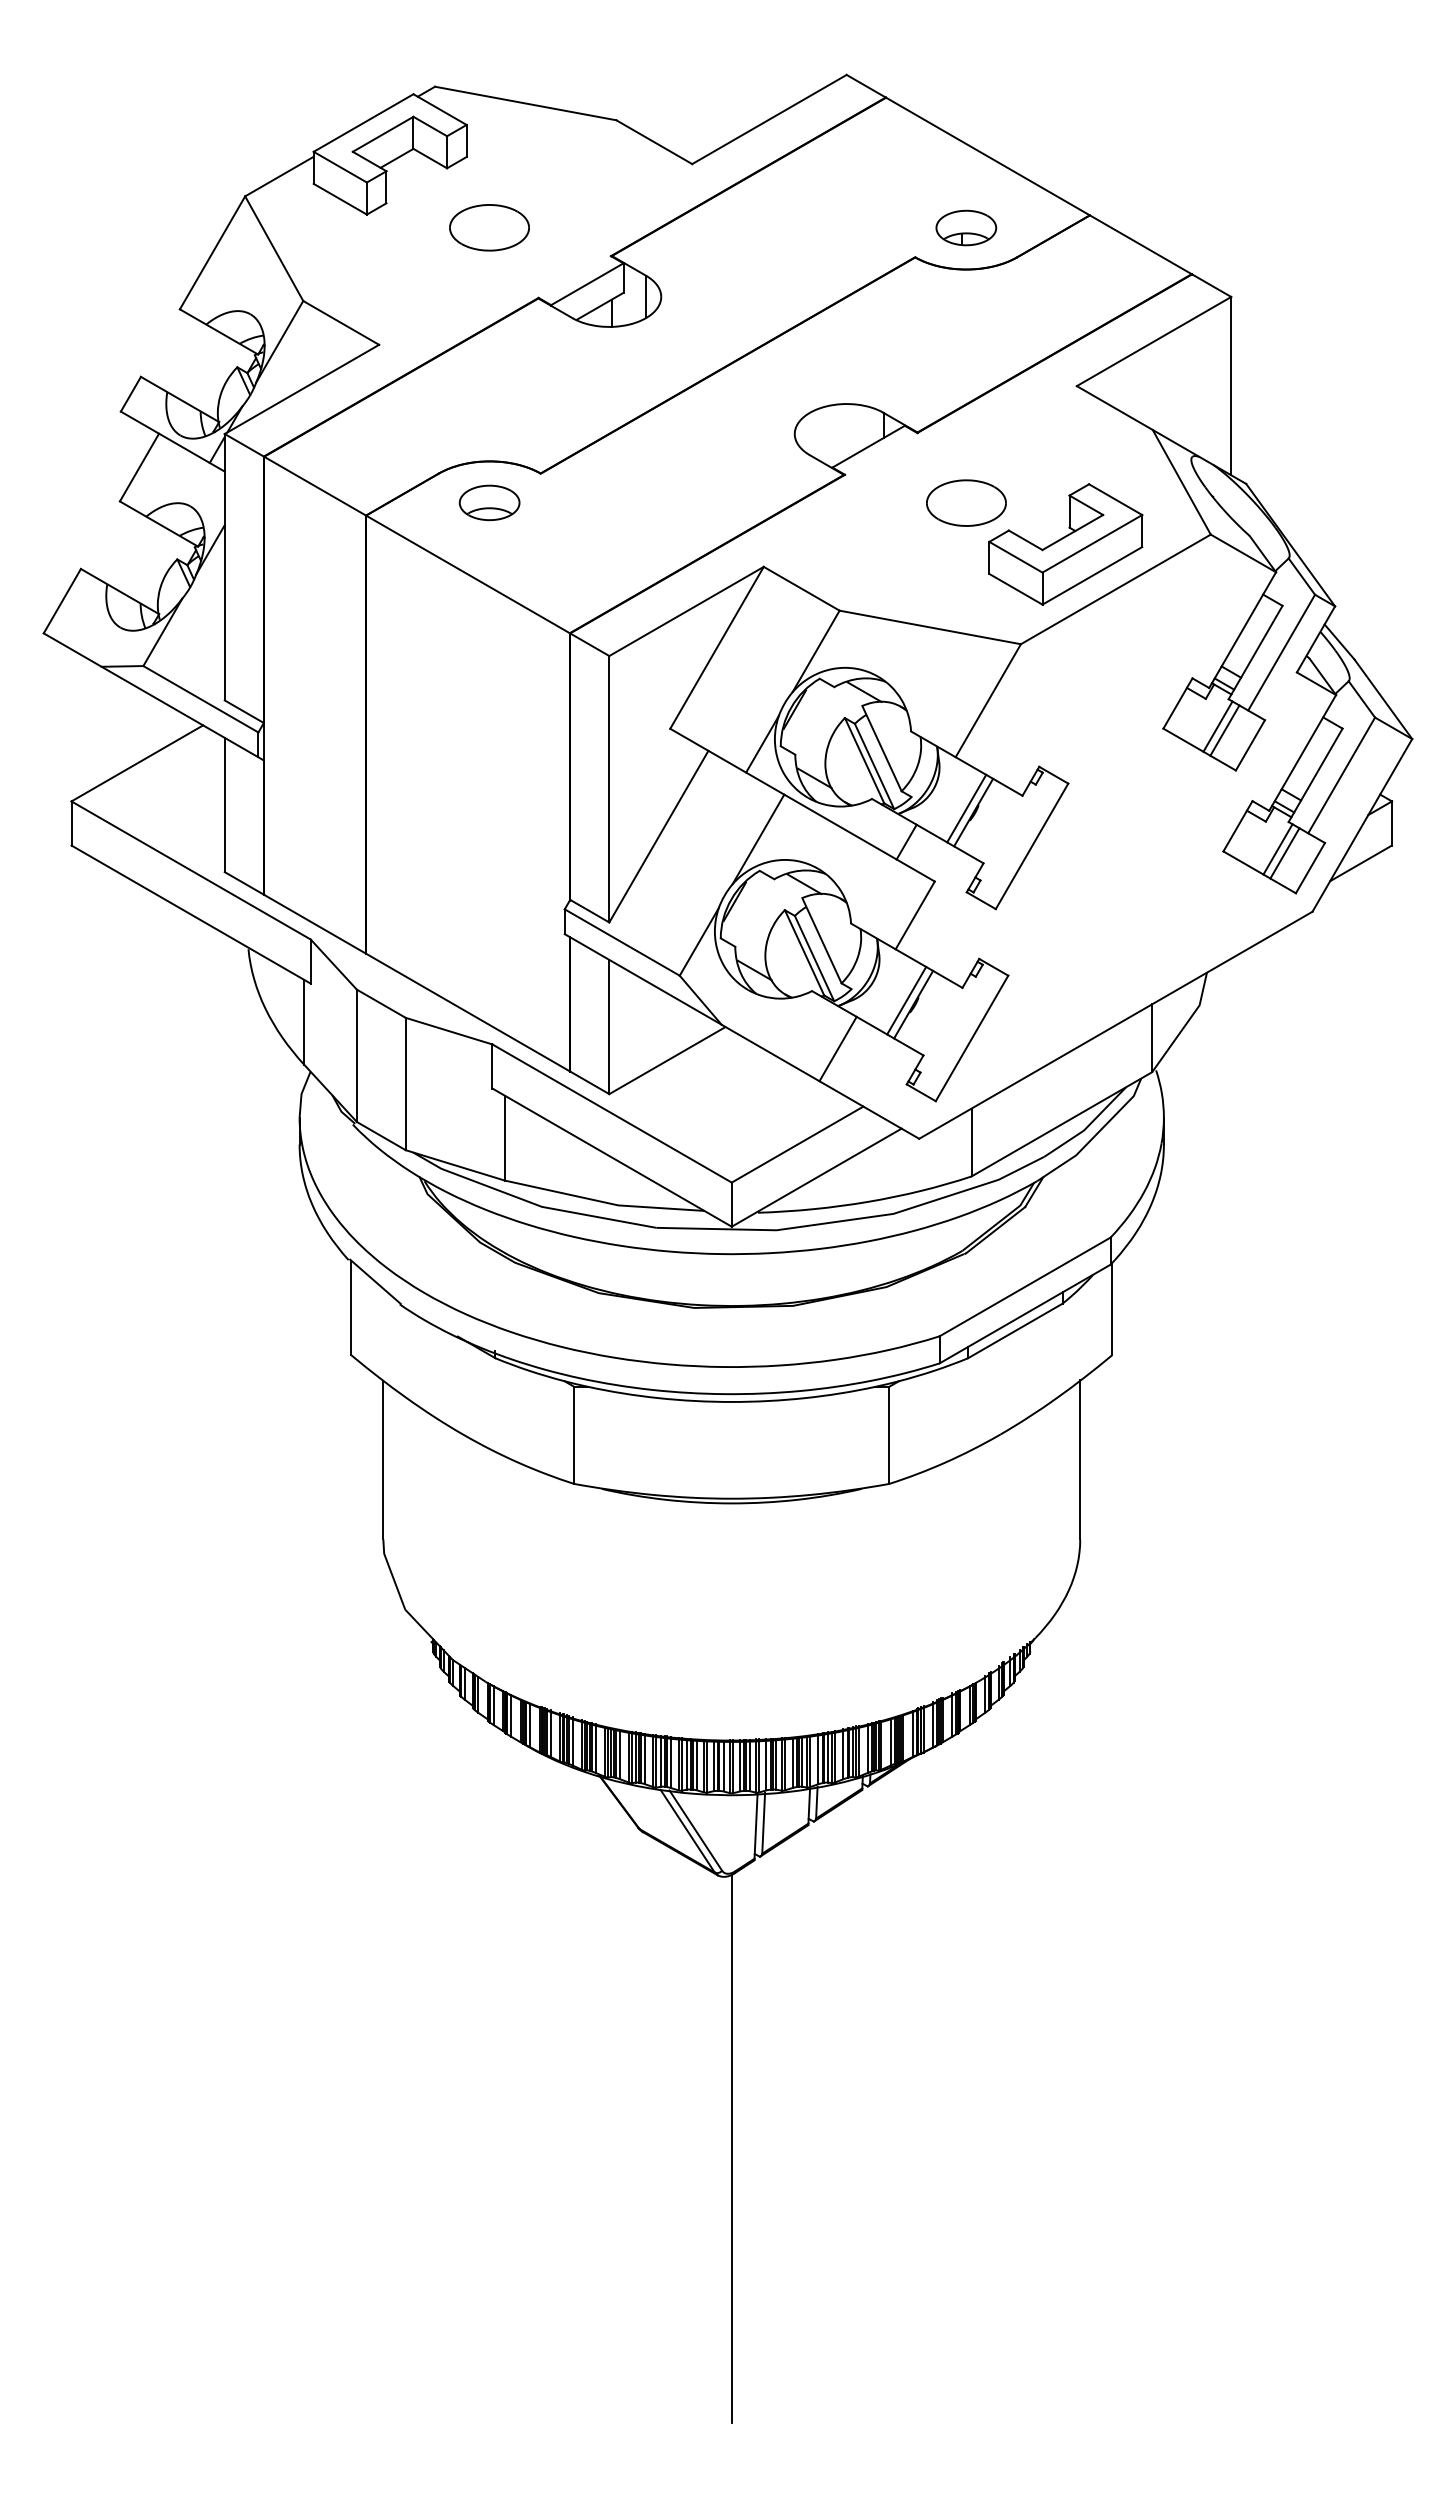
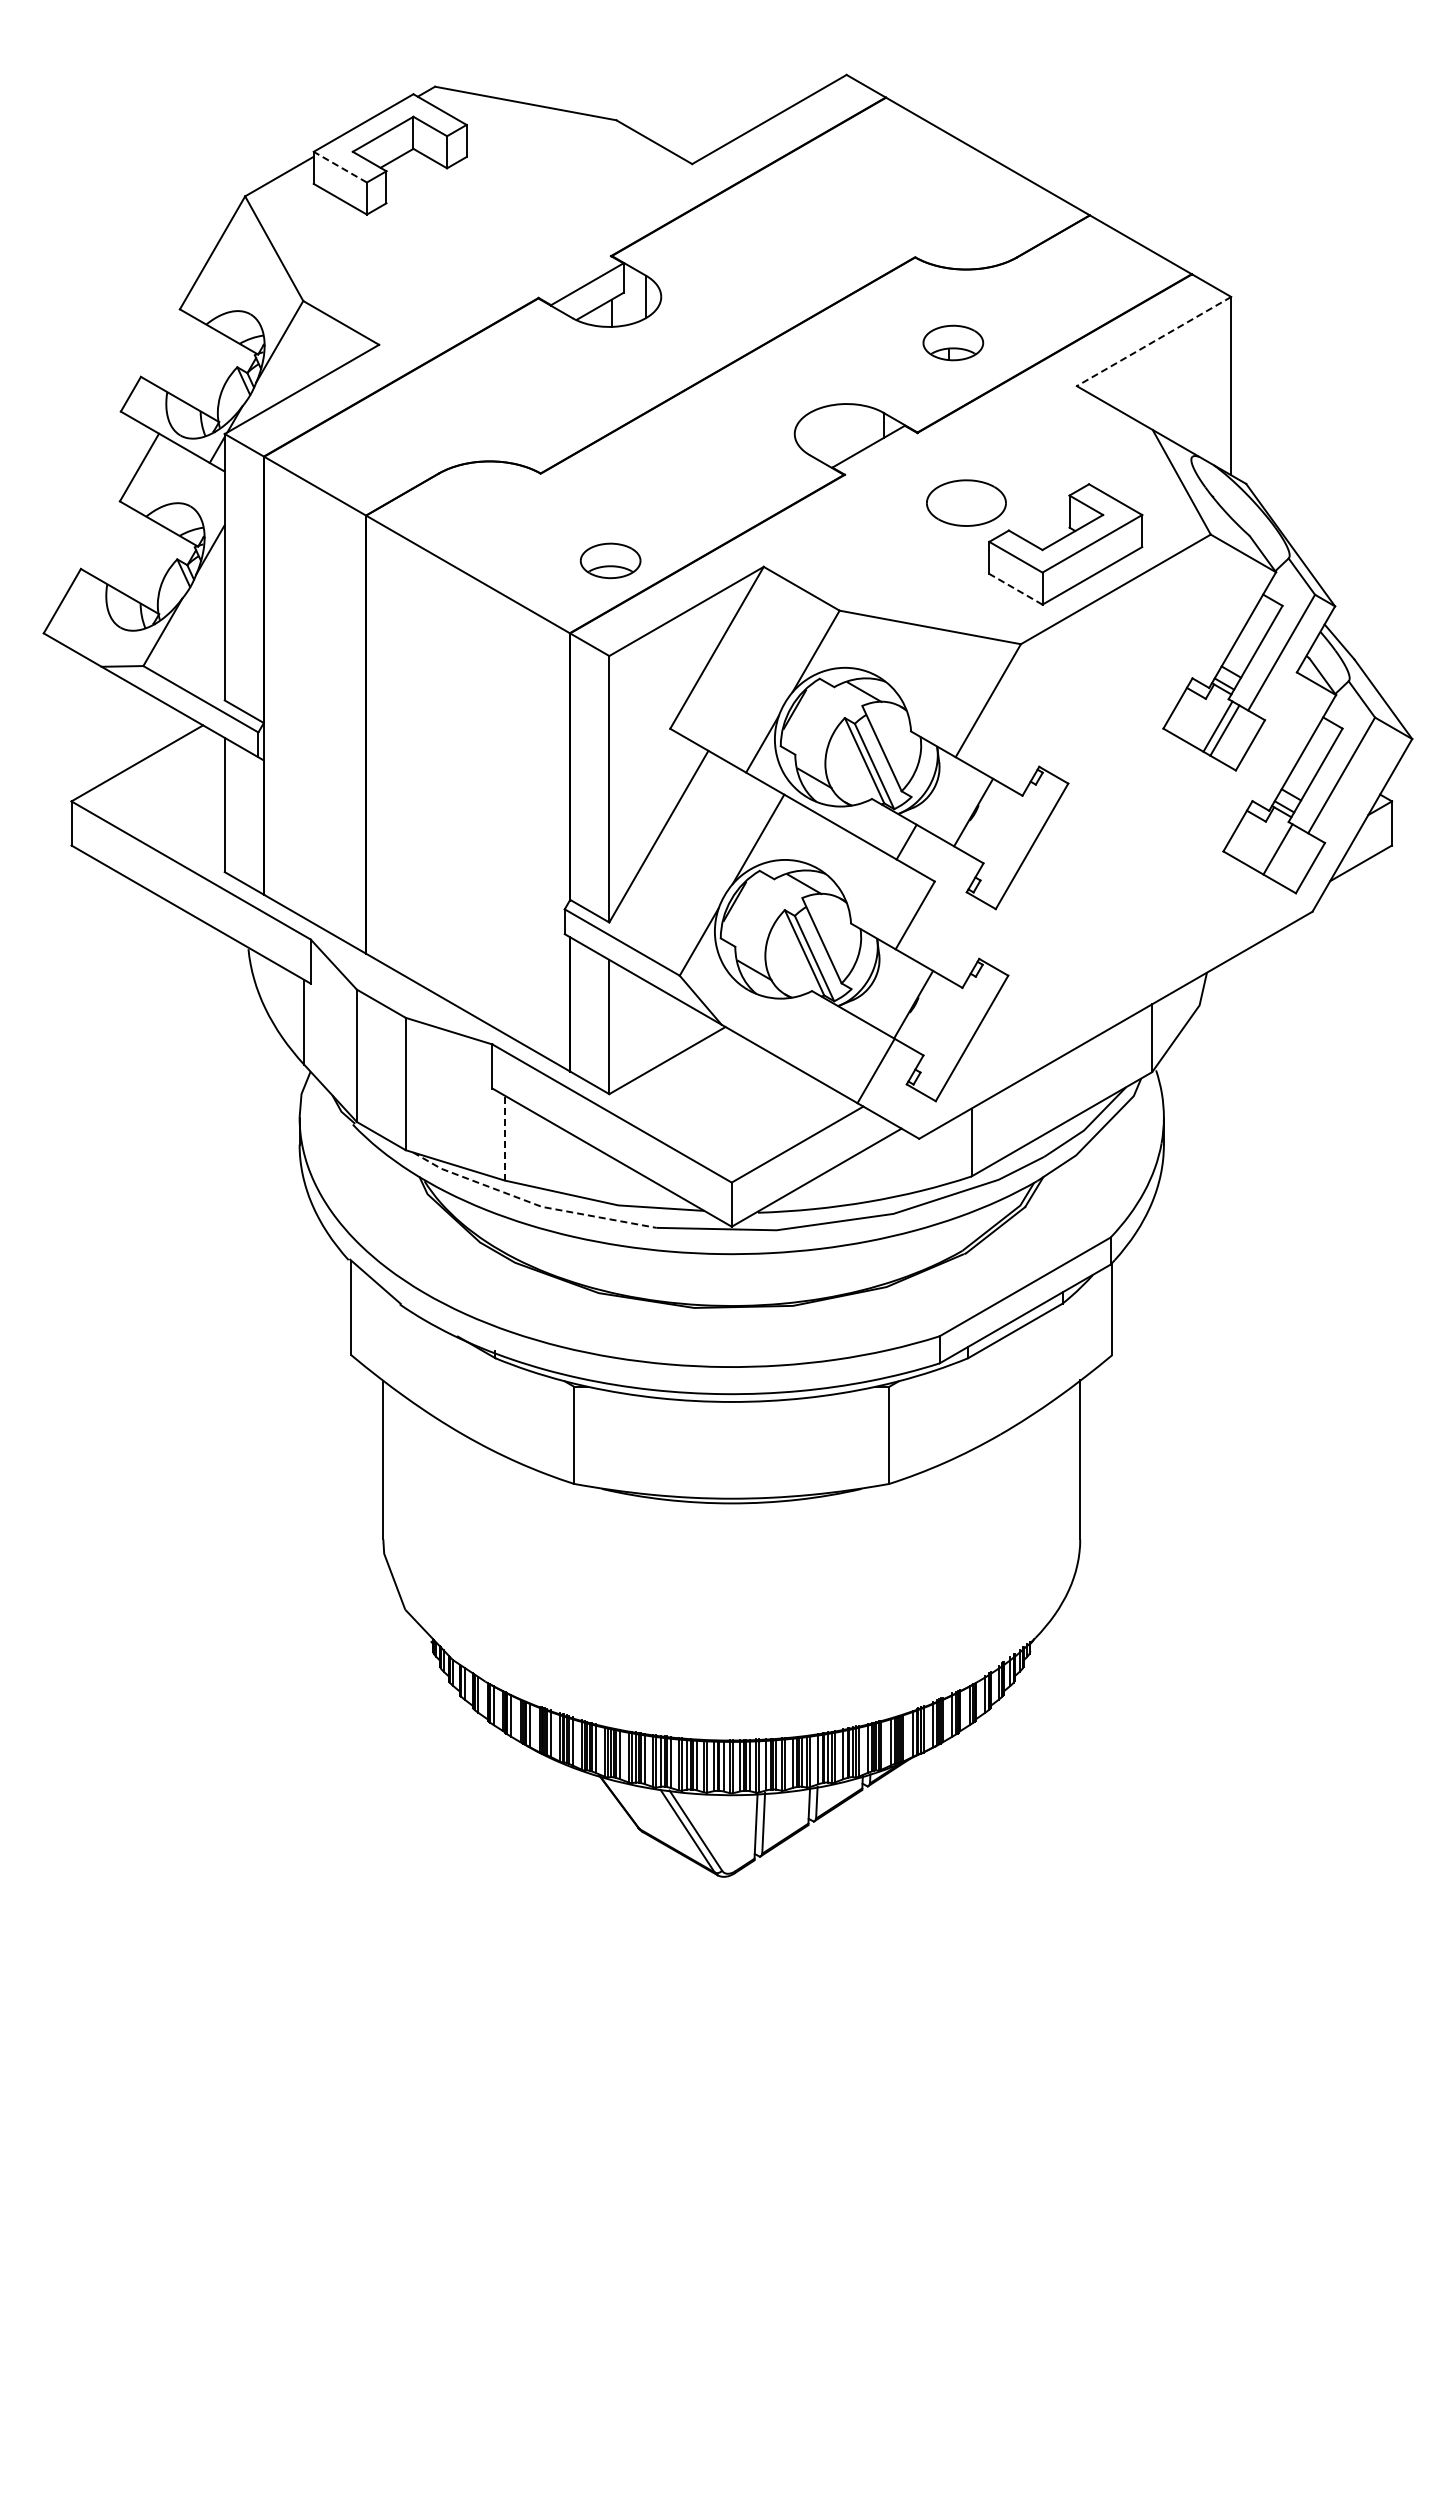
line: solid -> dashed (340, 167)
part: present -> none (489, 227)
part position: (966, 227) -> (953, 342) (953, 342)
line: solid -> dashed (1153, 341)
part position: (489, 502) -> (610, 560) (610, 560)
line: solid -> dashed (1015, 589)
line: present -> none (966, 808)
line: present -> none (1284, 853)
line: present -> none (906, 1000)
line position: (837, 1048) -> (875, 1070) (875, 1070)
line: solid -> dashed (504, 1137)
line: solid -> dashed (530, 1202)
line: present -> none (731, 2148)
